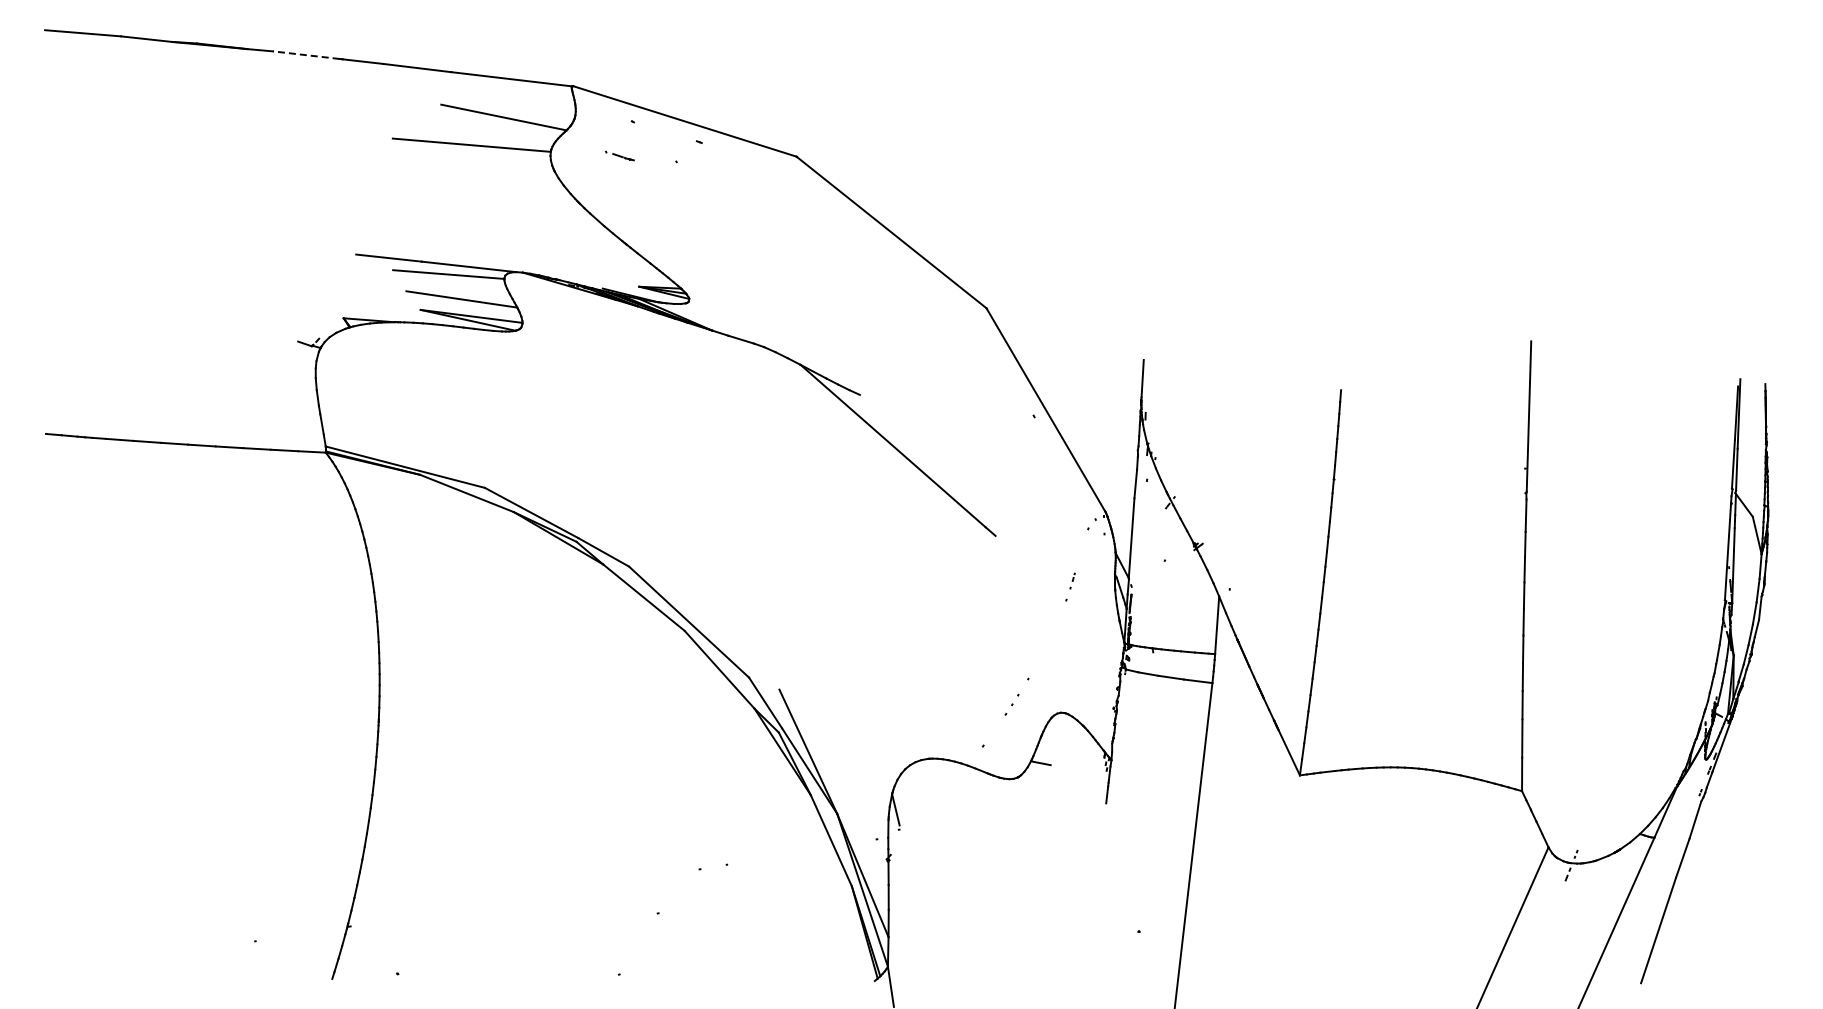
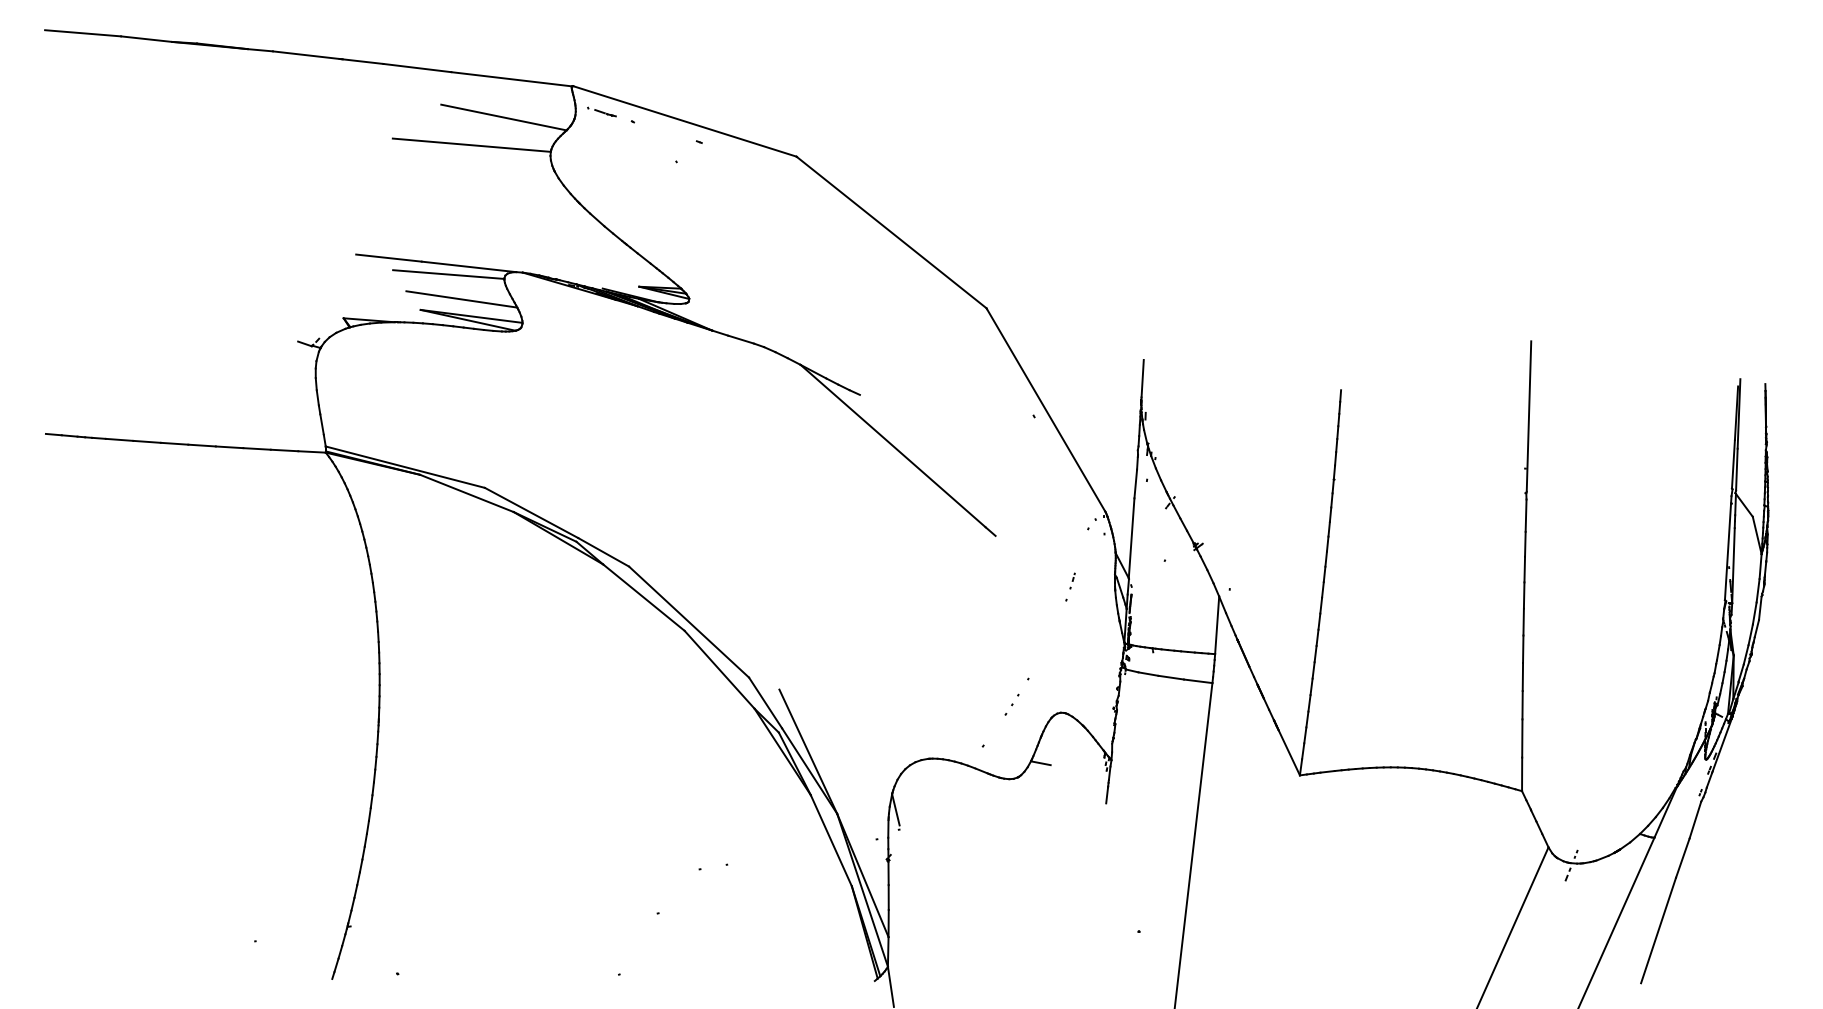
line: dashed -> solid (306, 55)
part position: (619, 155) -> (601, 111) (601, 111)
